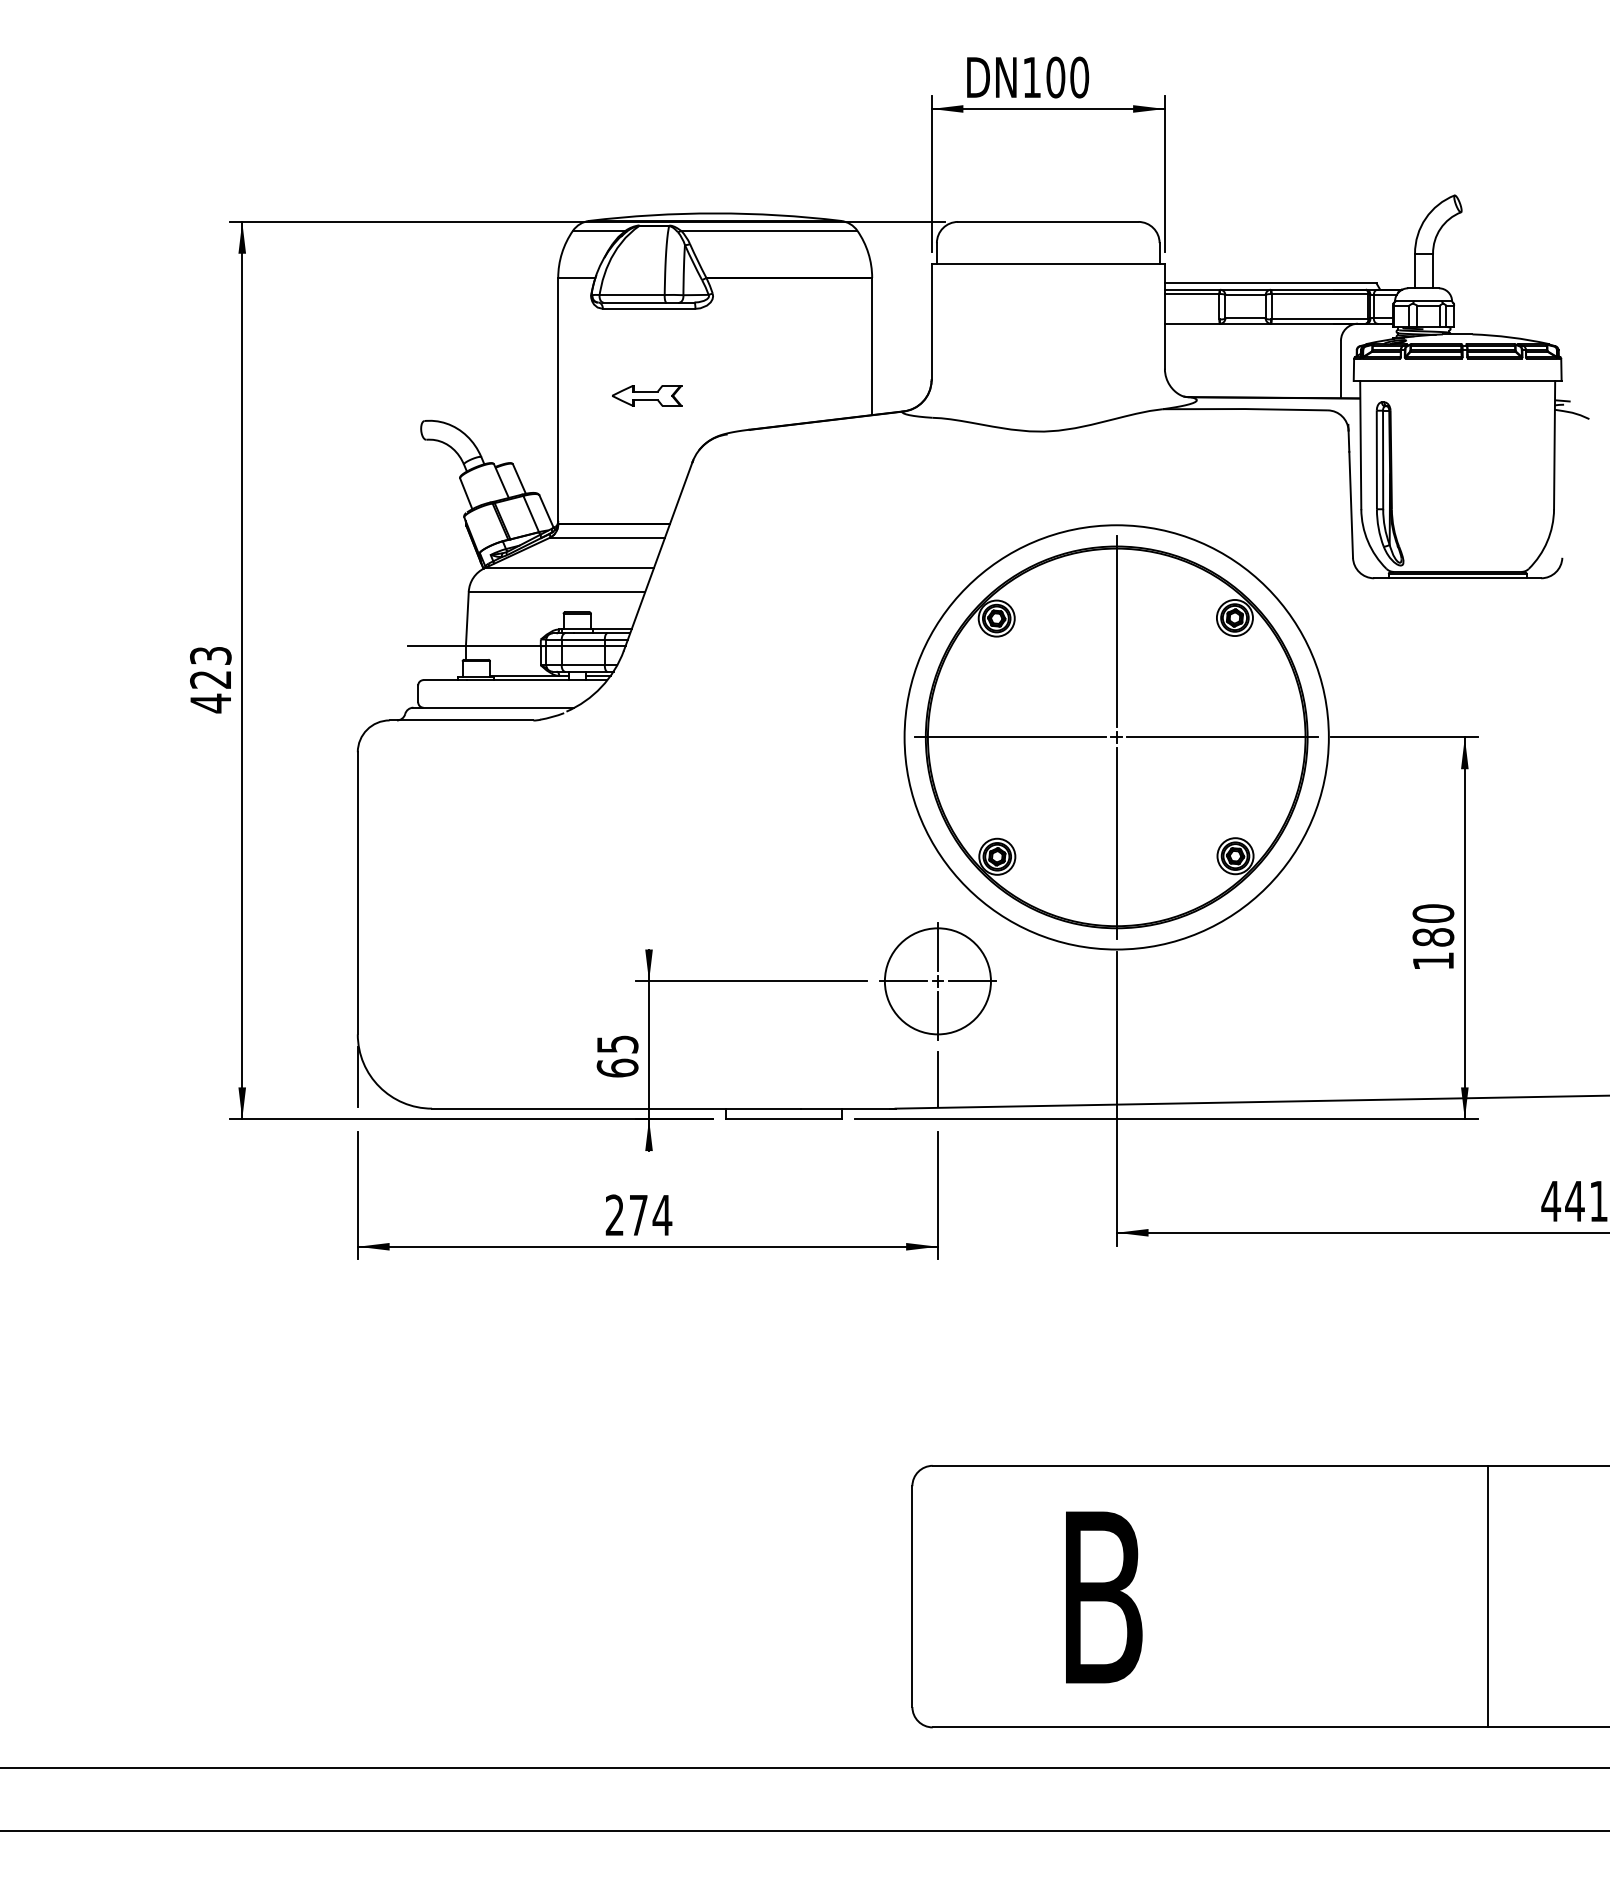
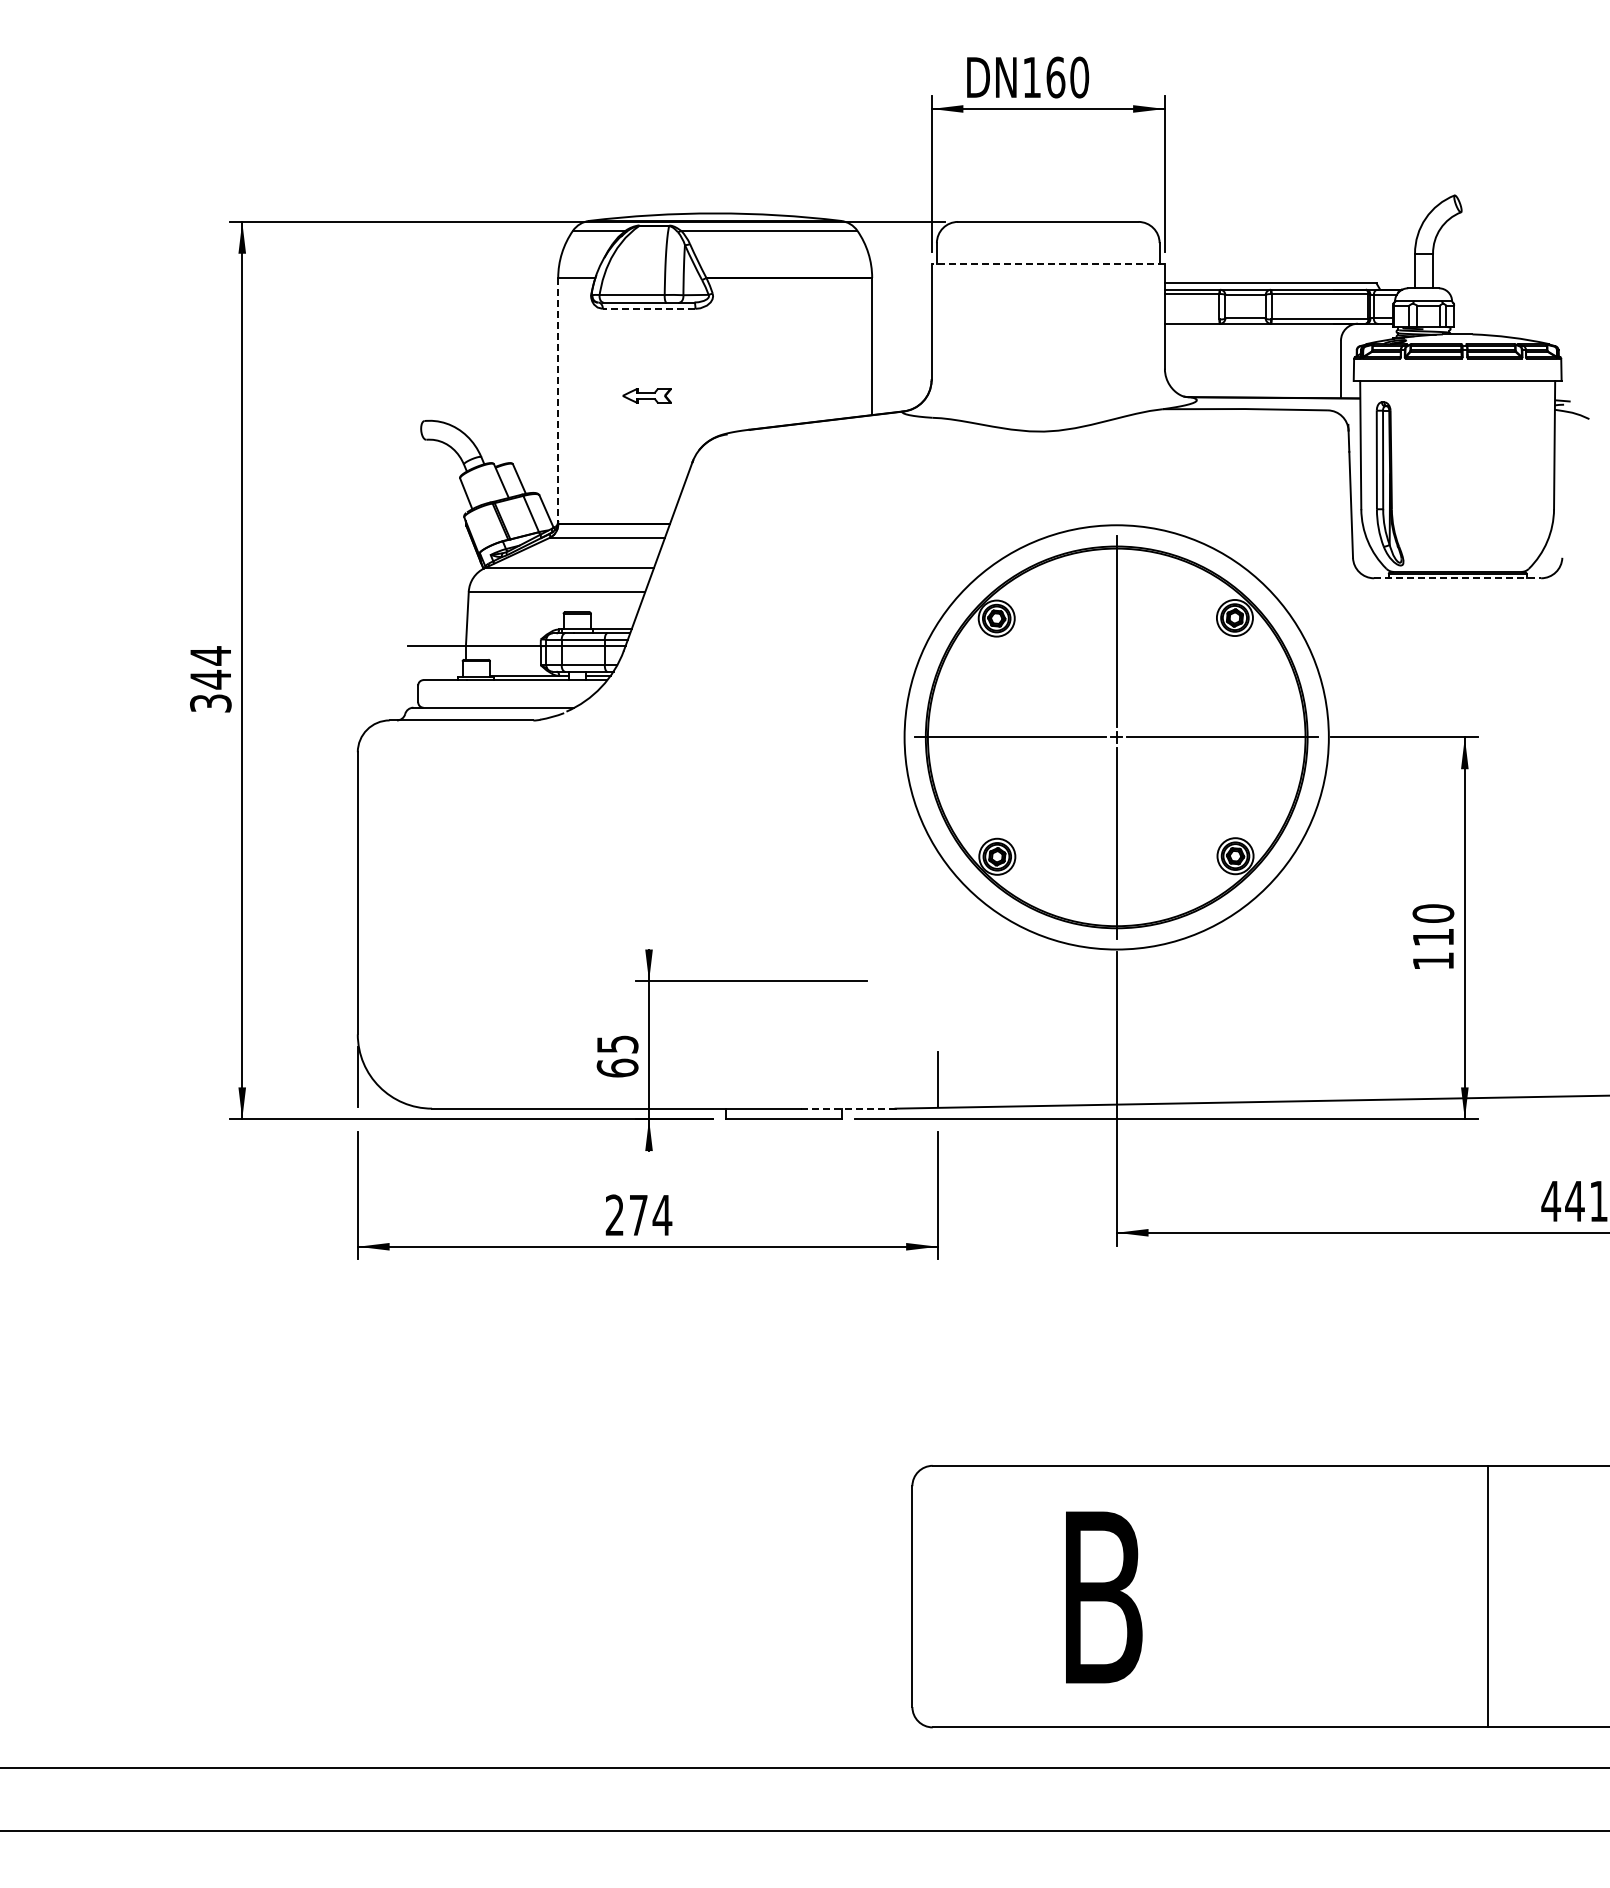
text: DN100 -> DN160 (1055, 77)
line: solid -> dashed (1048, 264)
line: solid -> dashed (648, 308)
part size: 71x22 px -> 50x16 px (646, 395)
line: solid -> dashed (558, 399)
line: solid -> dashed (1458, 578)
text: 423 -> 344 (210, 679)
text: 180 -> 110 (1433, 937)
part: present -> none (937, 981)
line: solid -> dashed (847, 1108)
